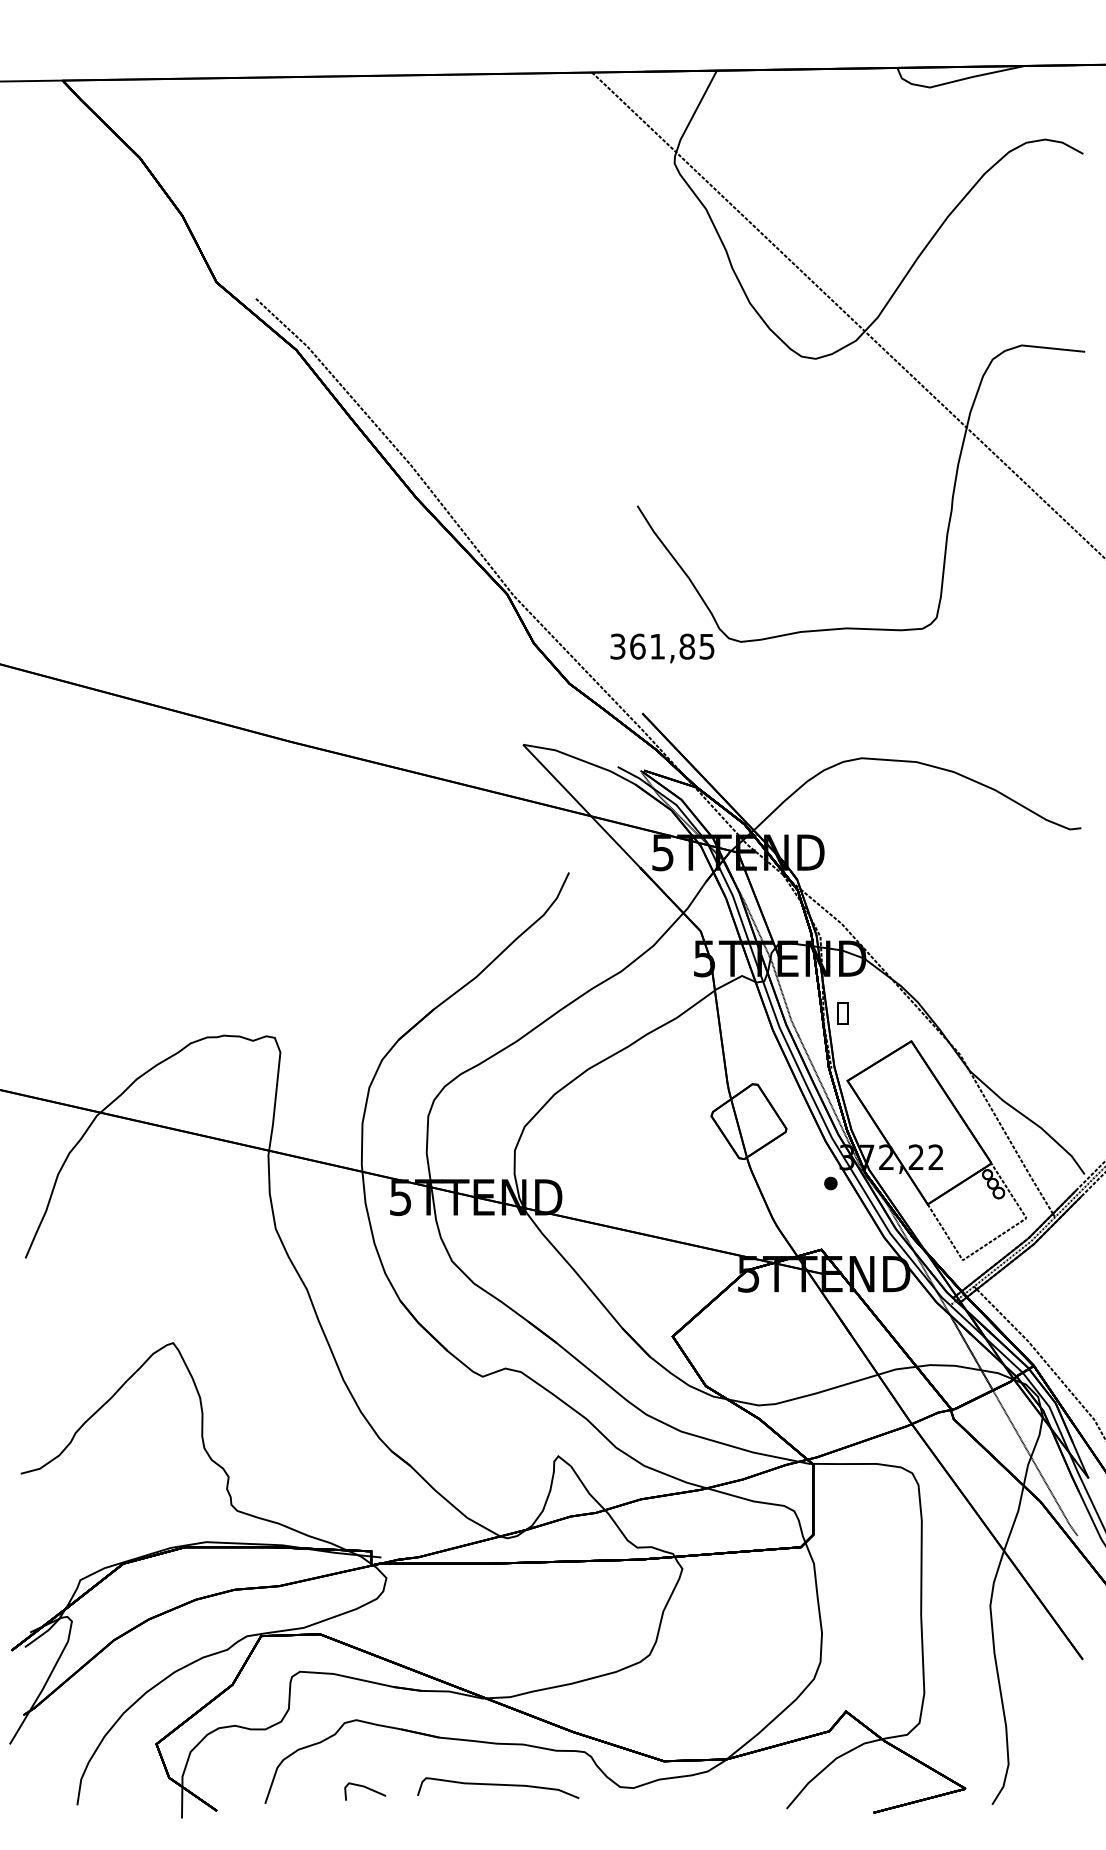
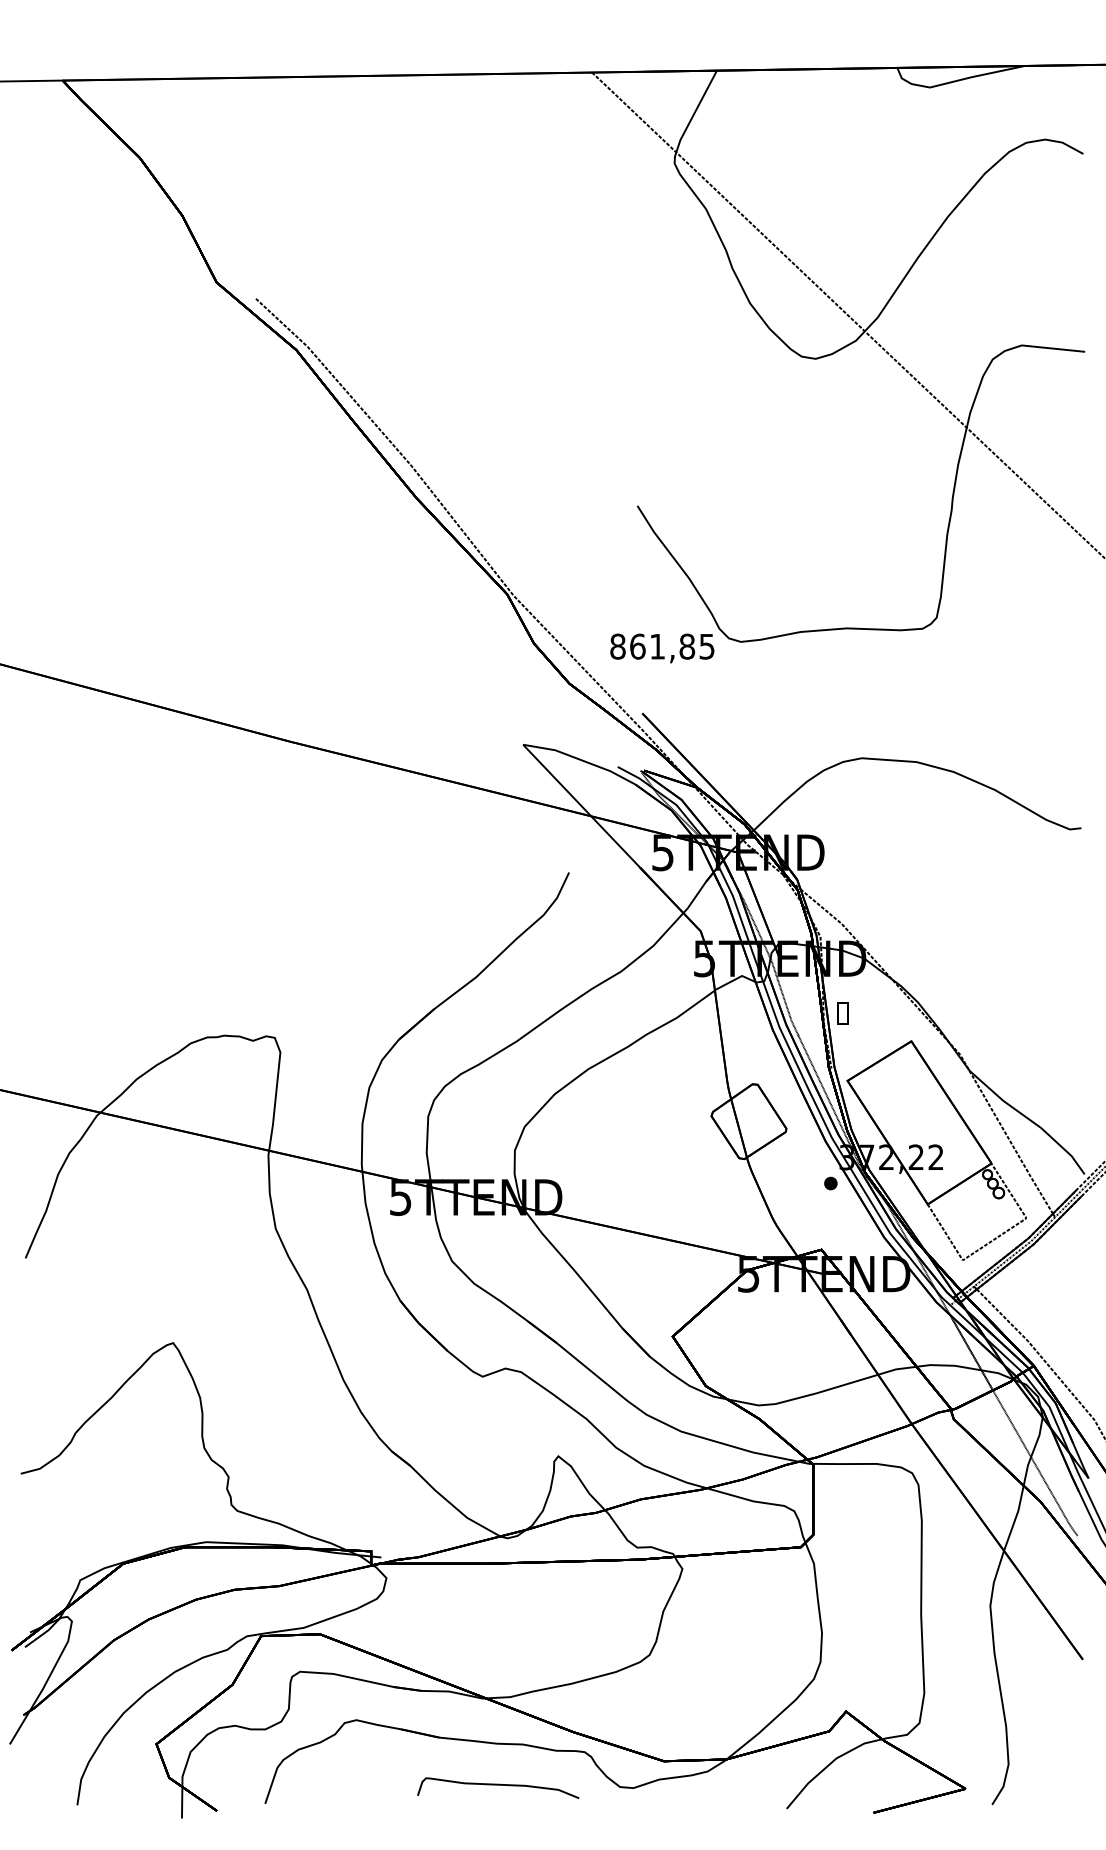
text: 361,85 -> 861,85 (617, 646)
line: present -> none (365, 1788)
